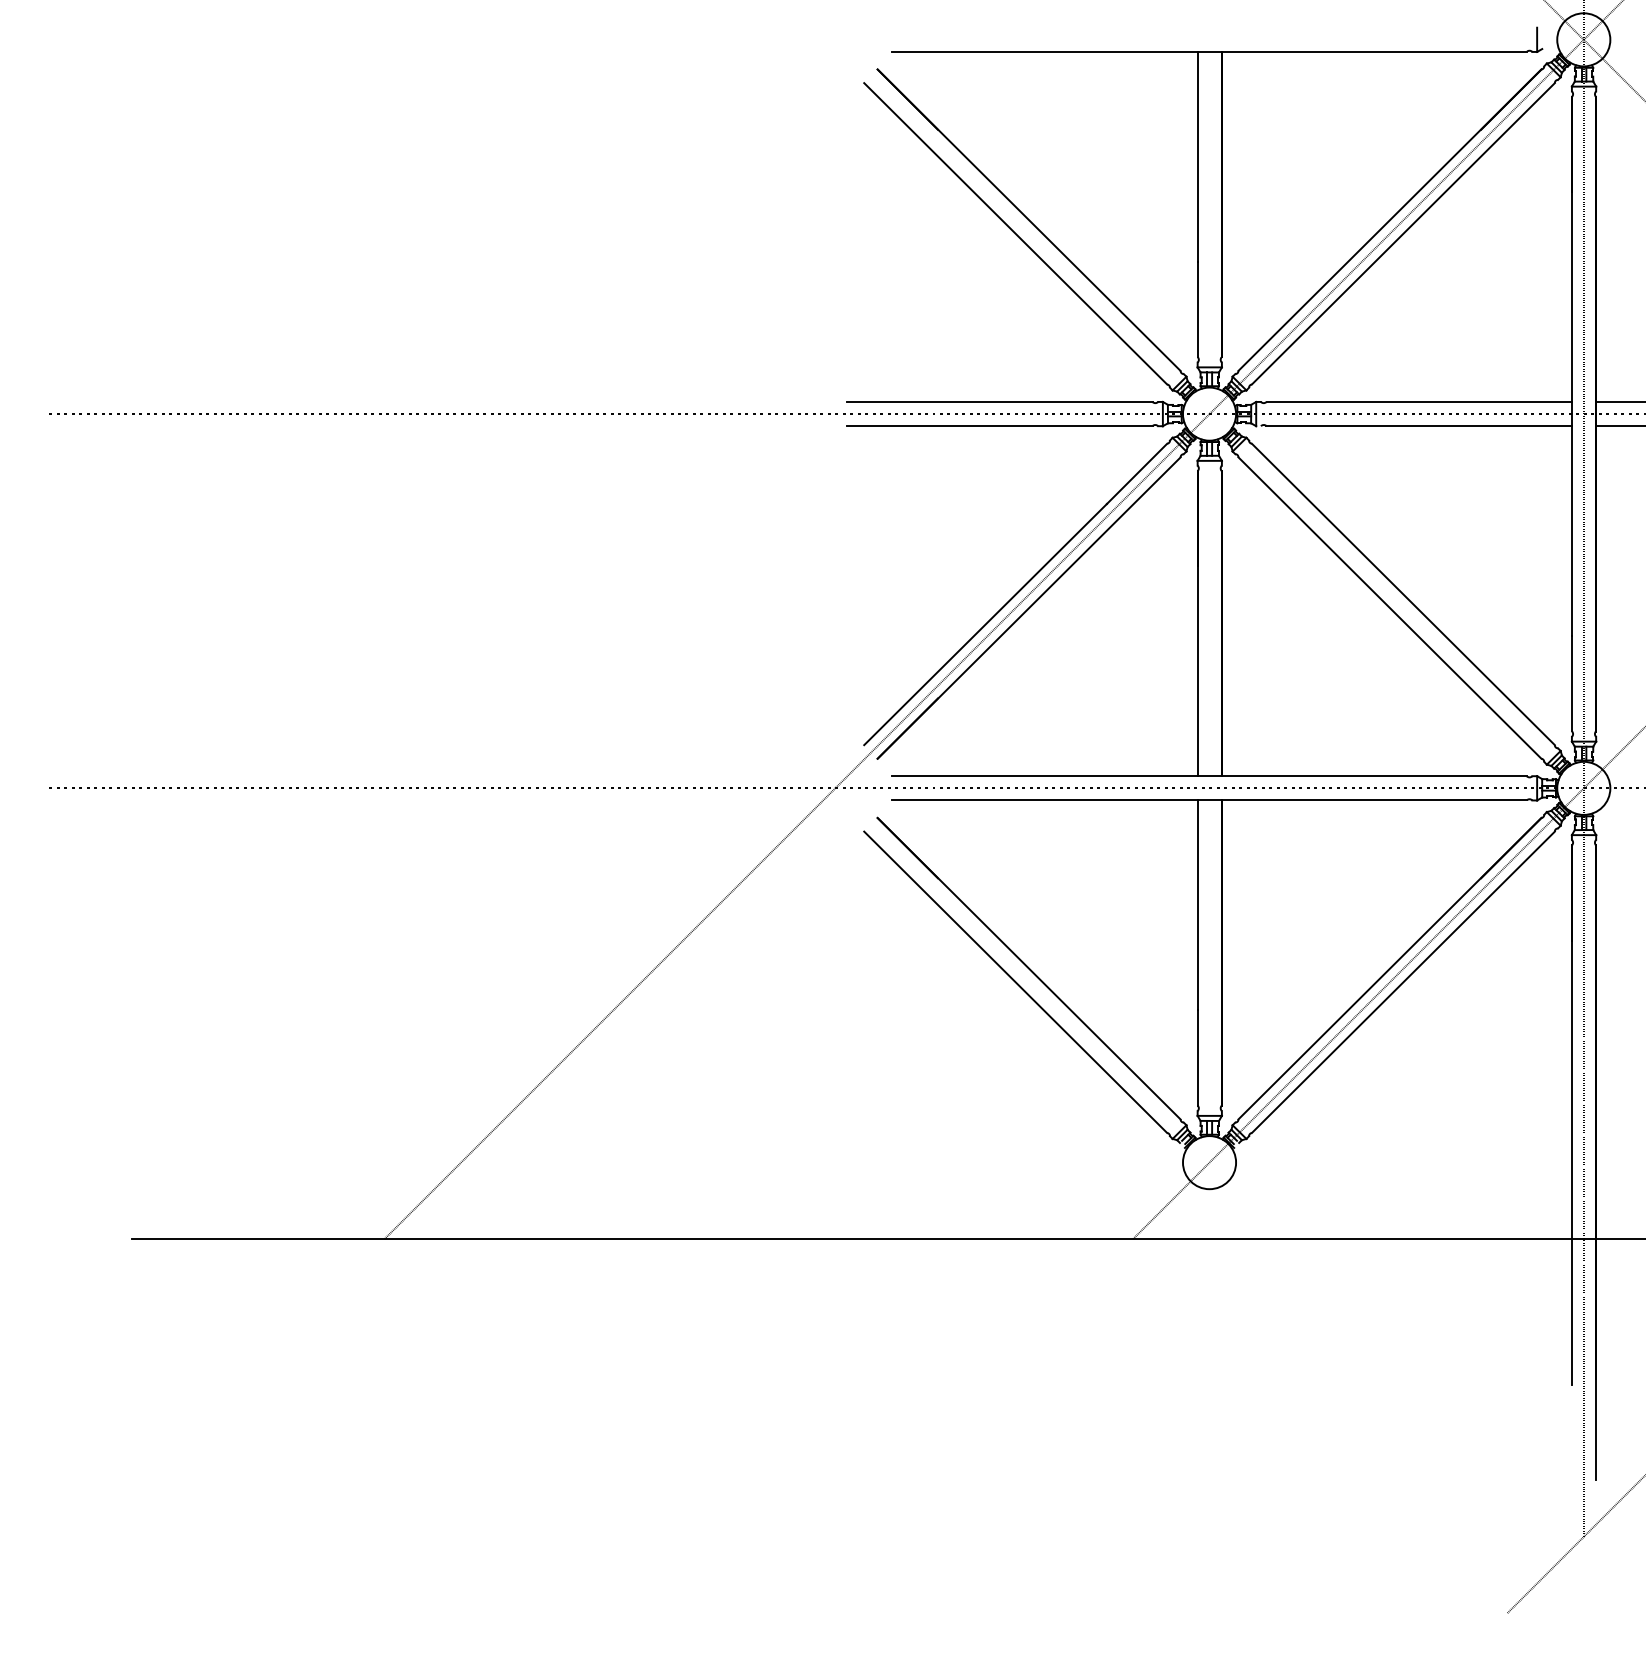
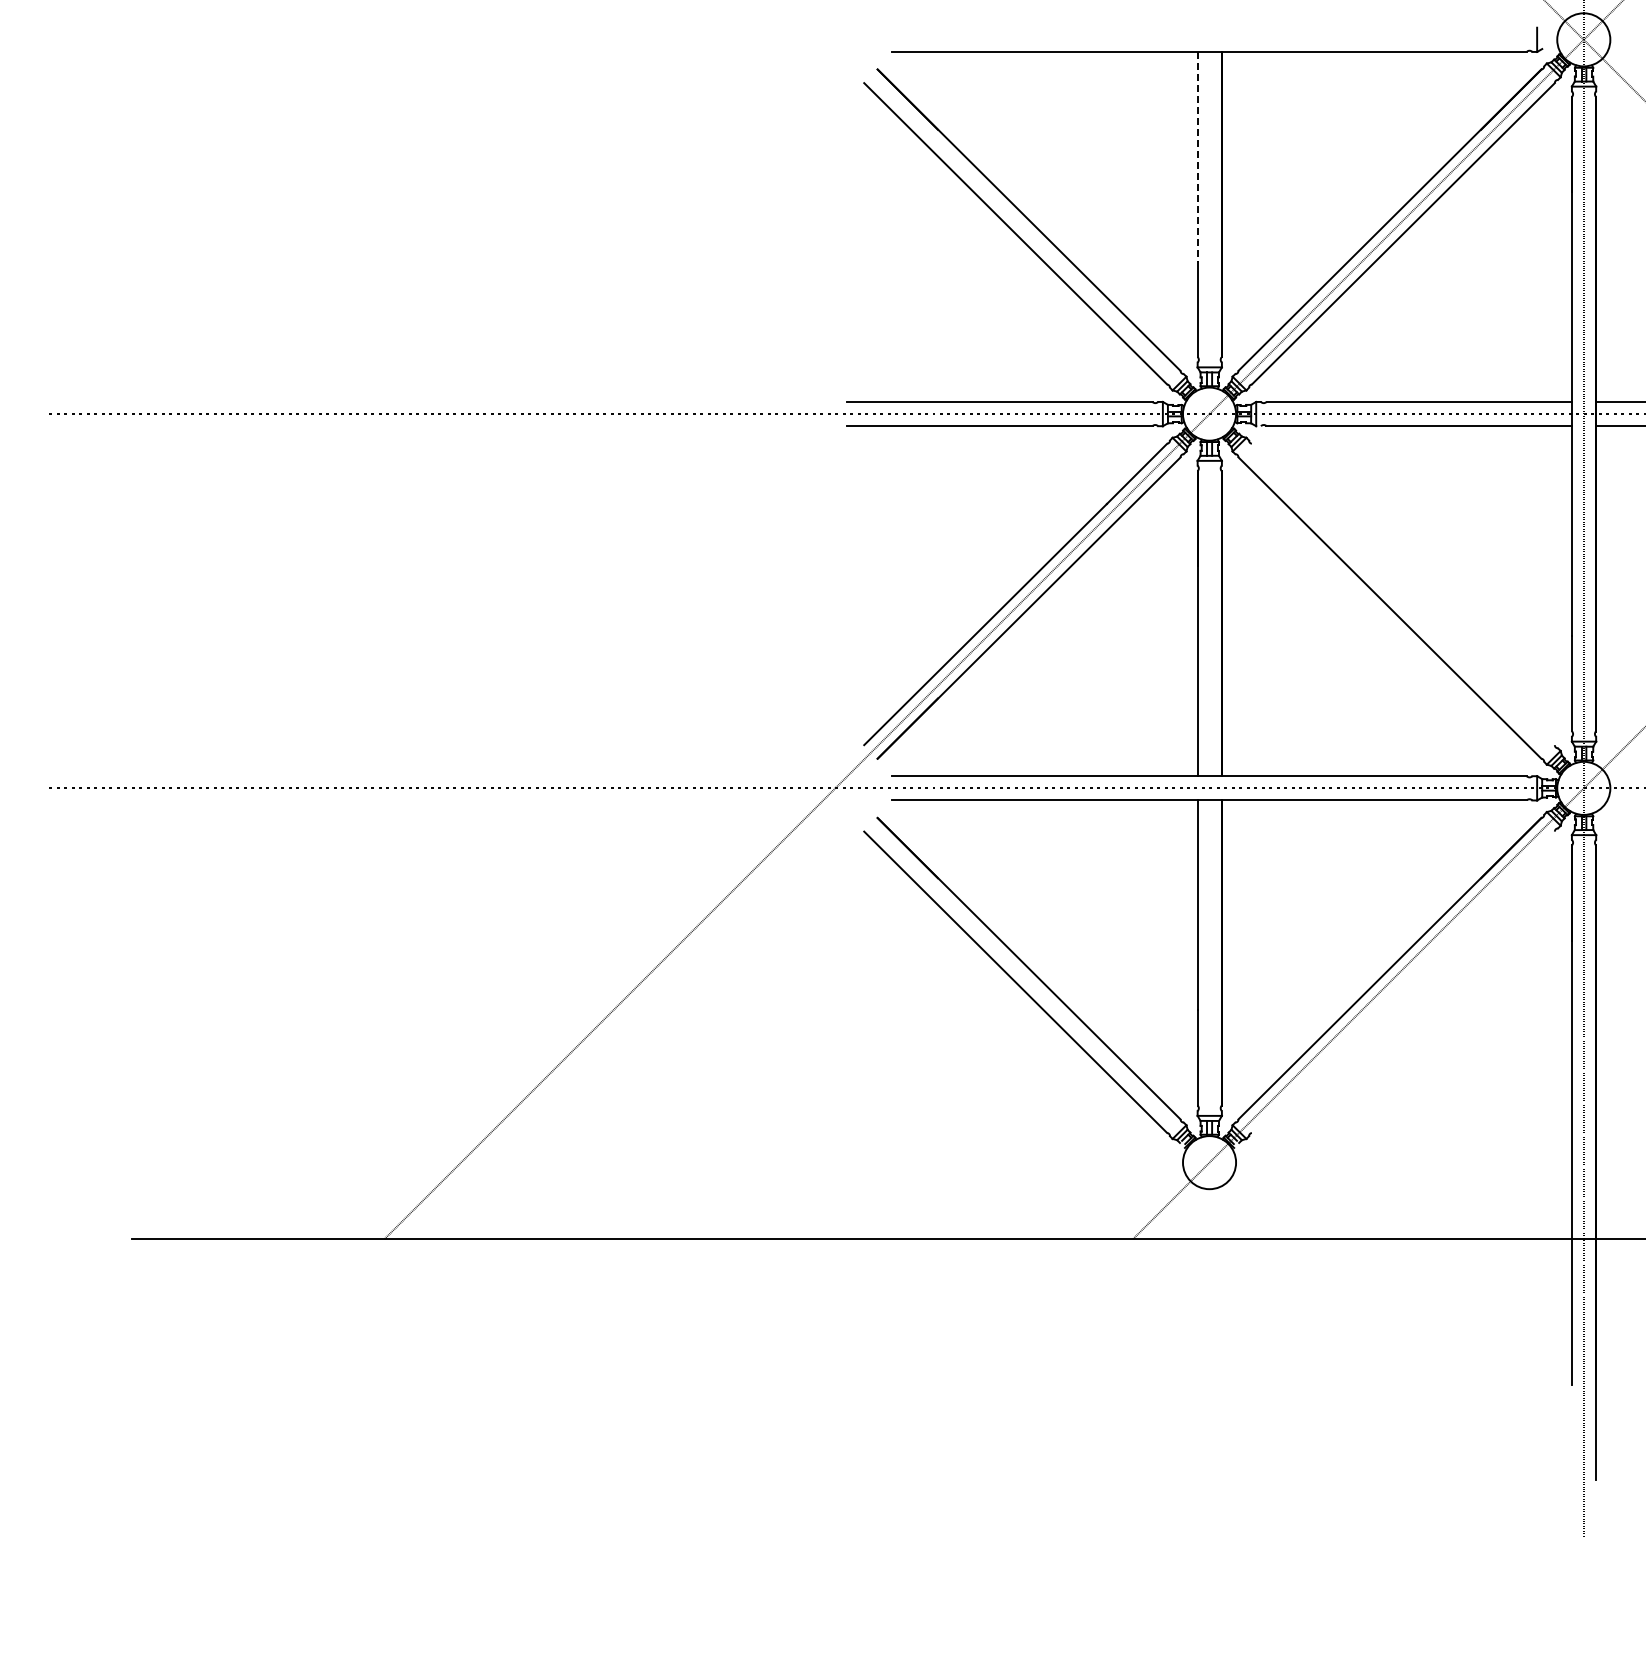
line: solid -> dashed (1197, 157)
line: present -> none (1402, 594)
line: present -> none (1402, 982)
line: present -> none (1574, 1545)
